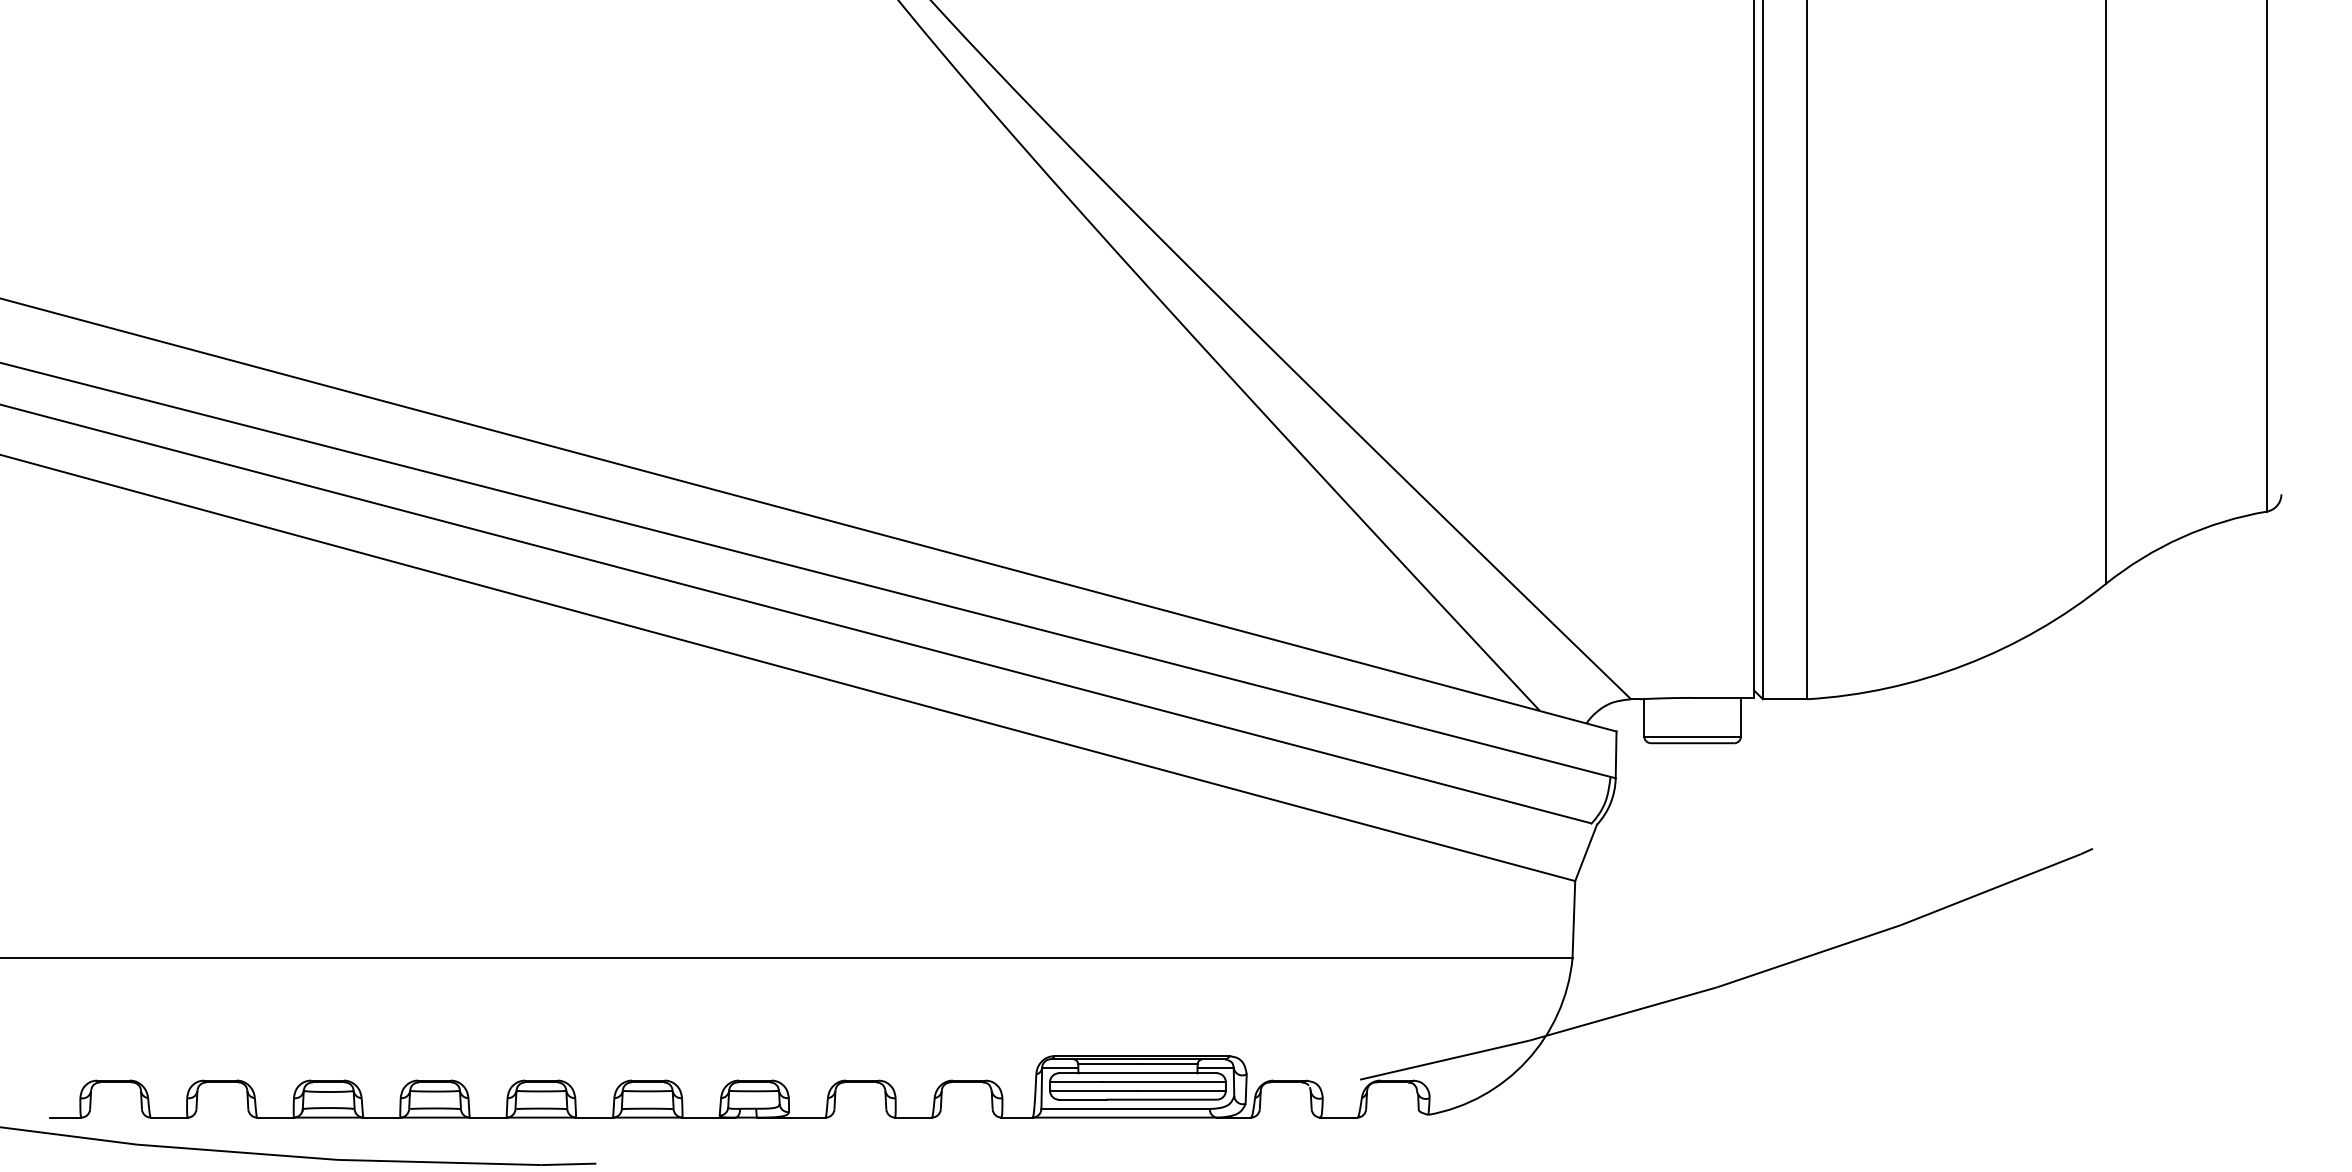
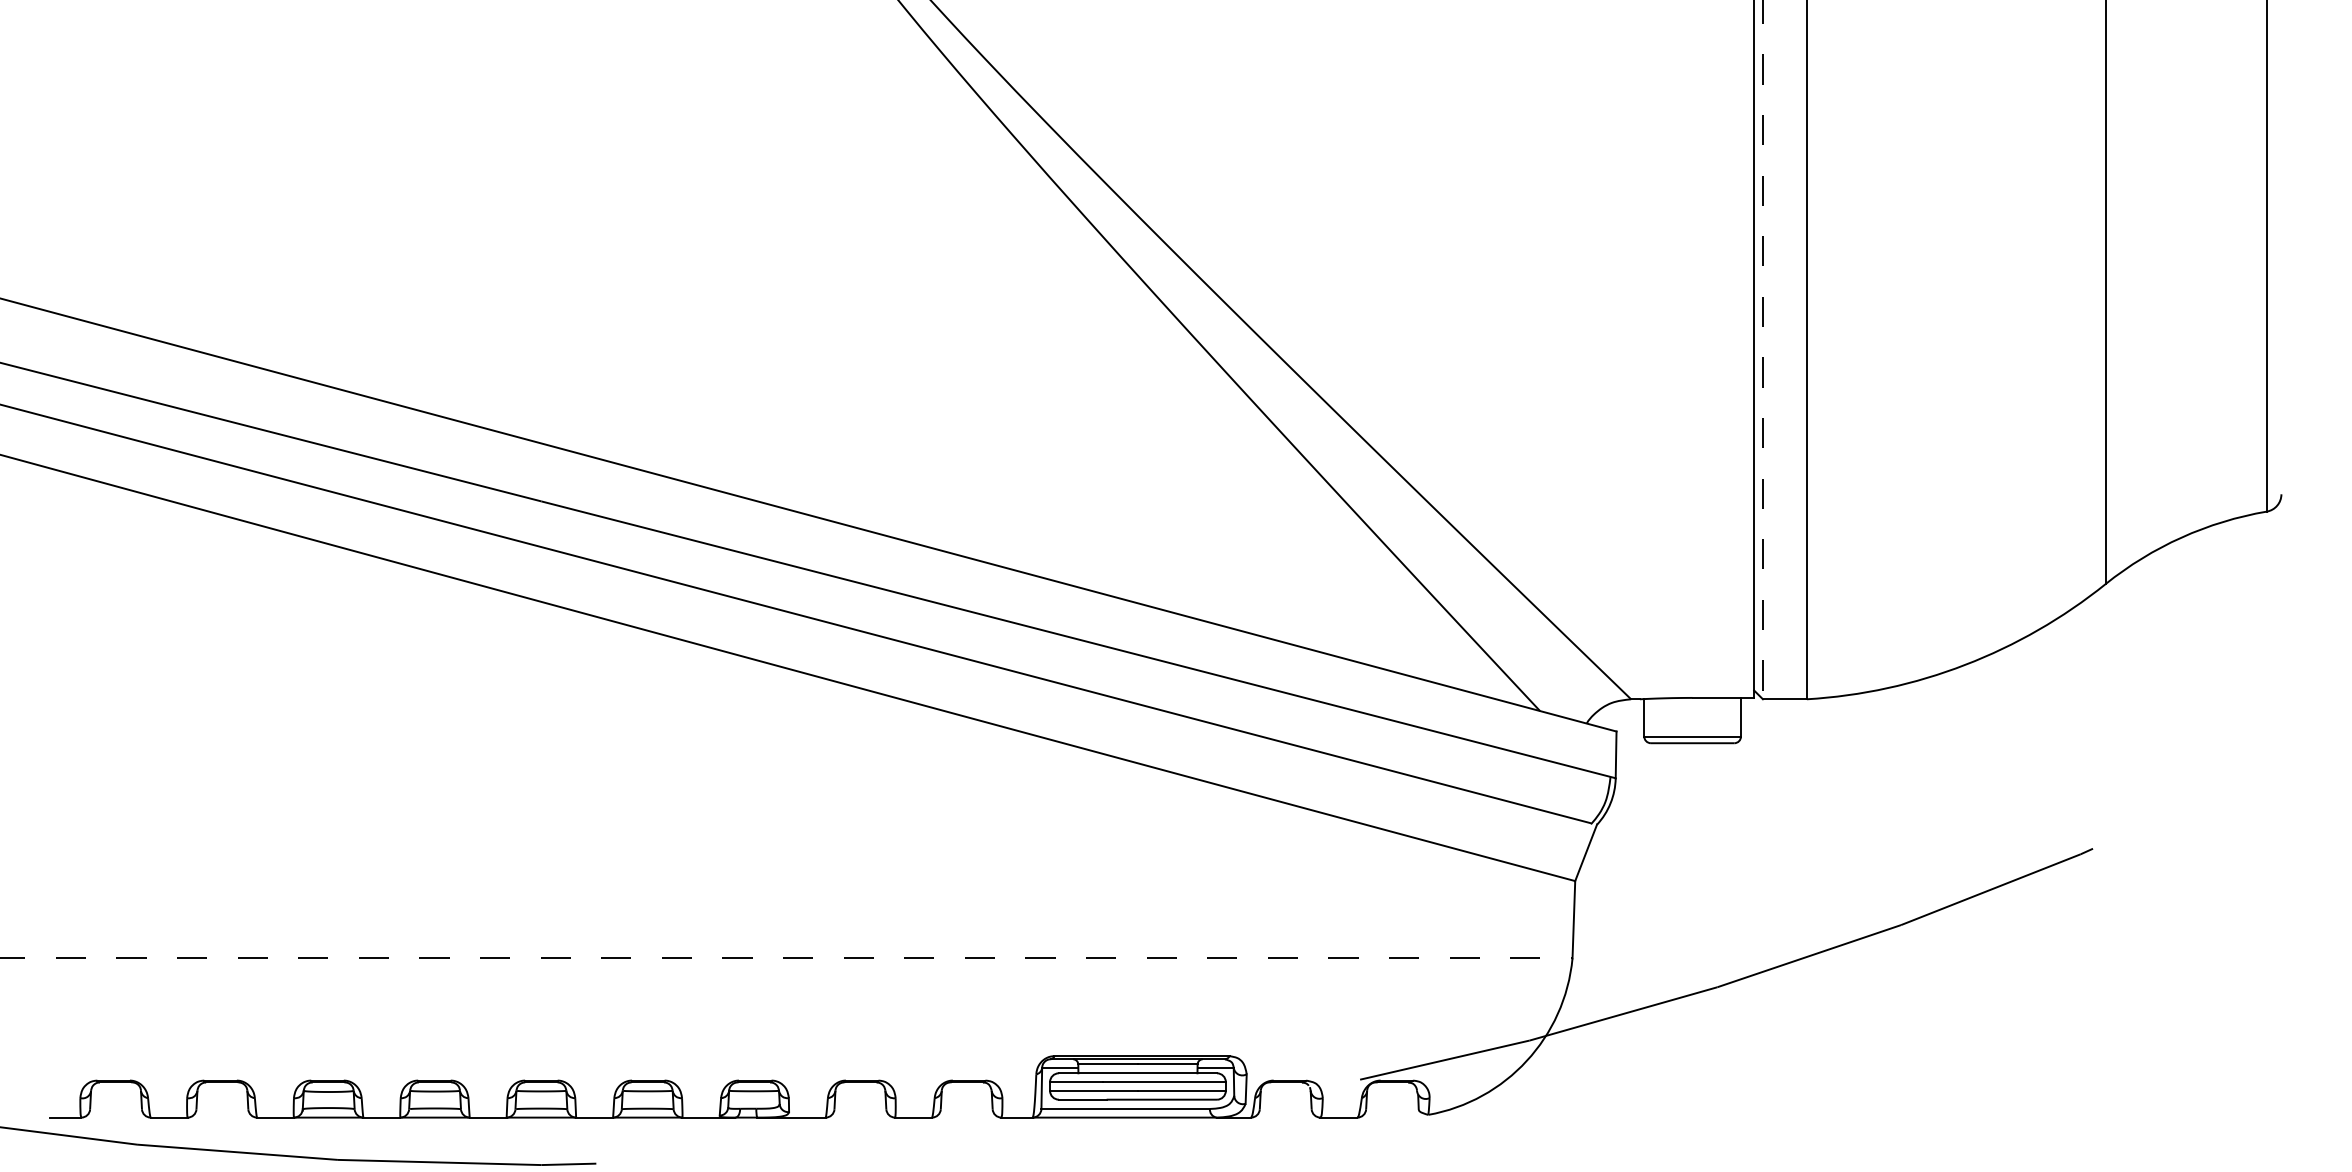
line: solid -> dashed (1762, 350)
line: solid -> dashed (786, 958)
